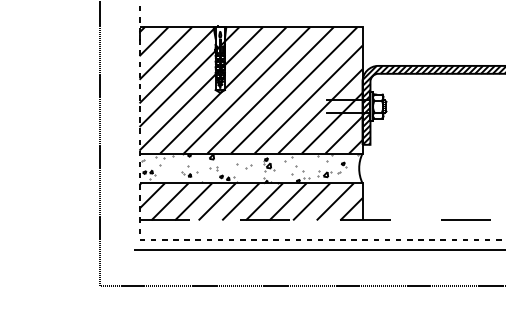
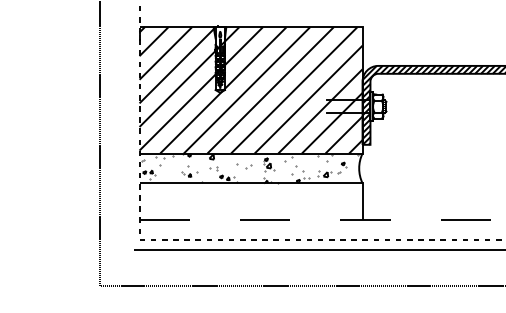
hatch: present -> none (250, 201)
